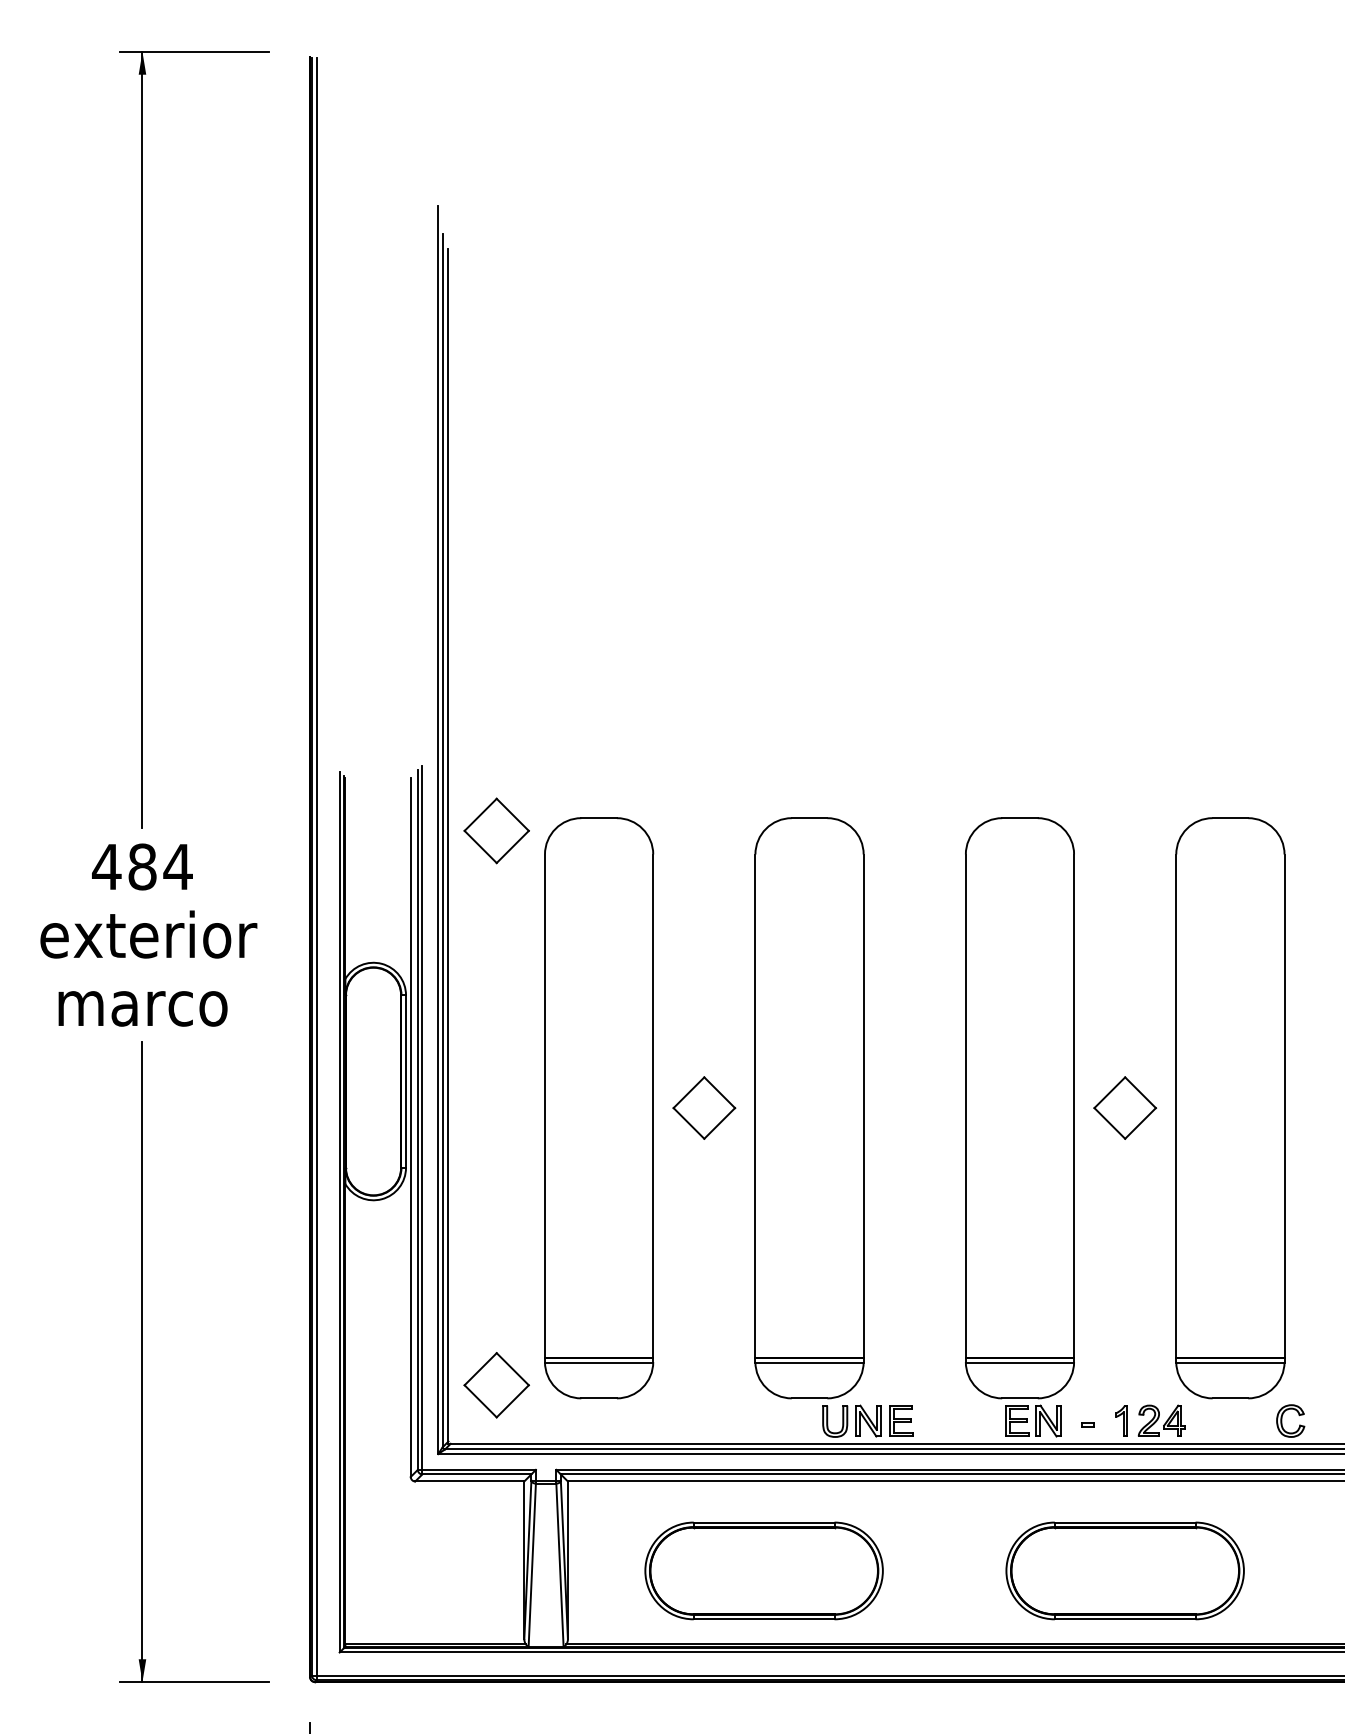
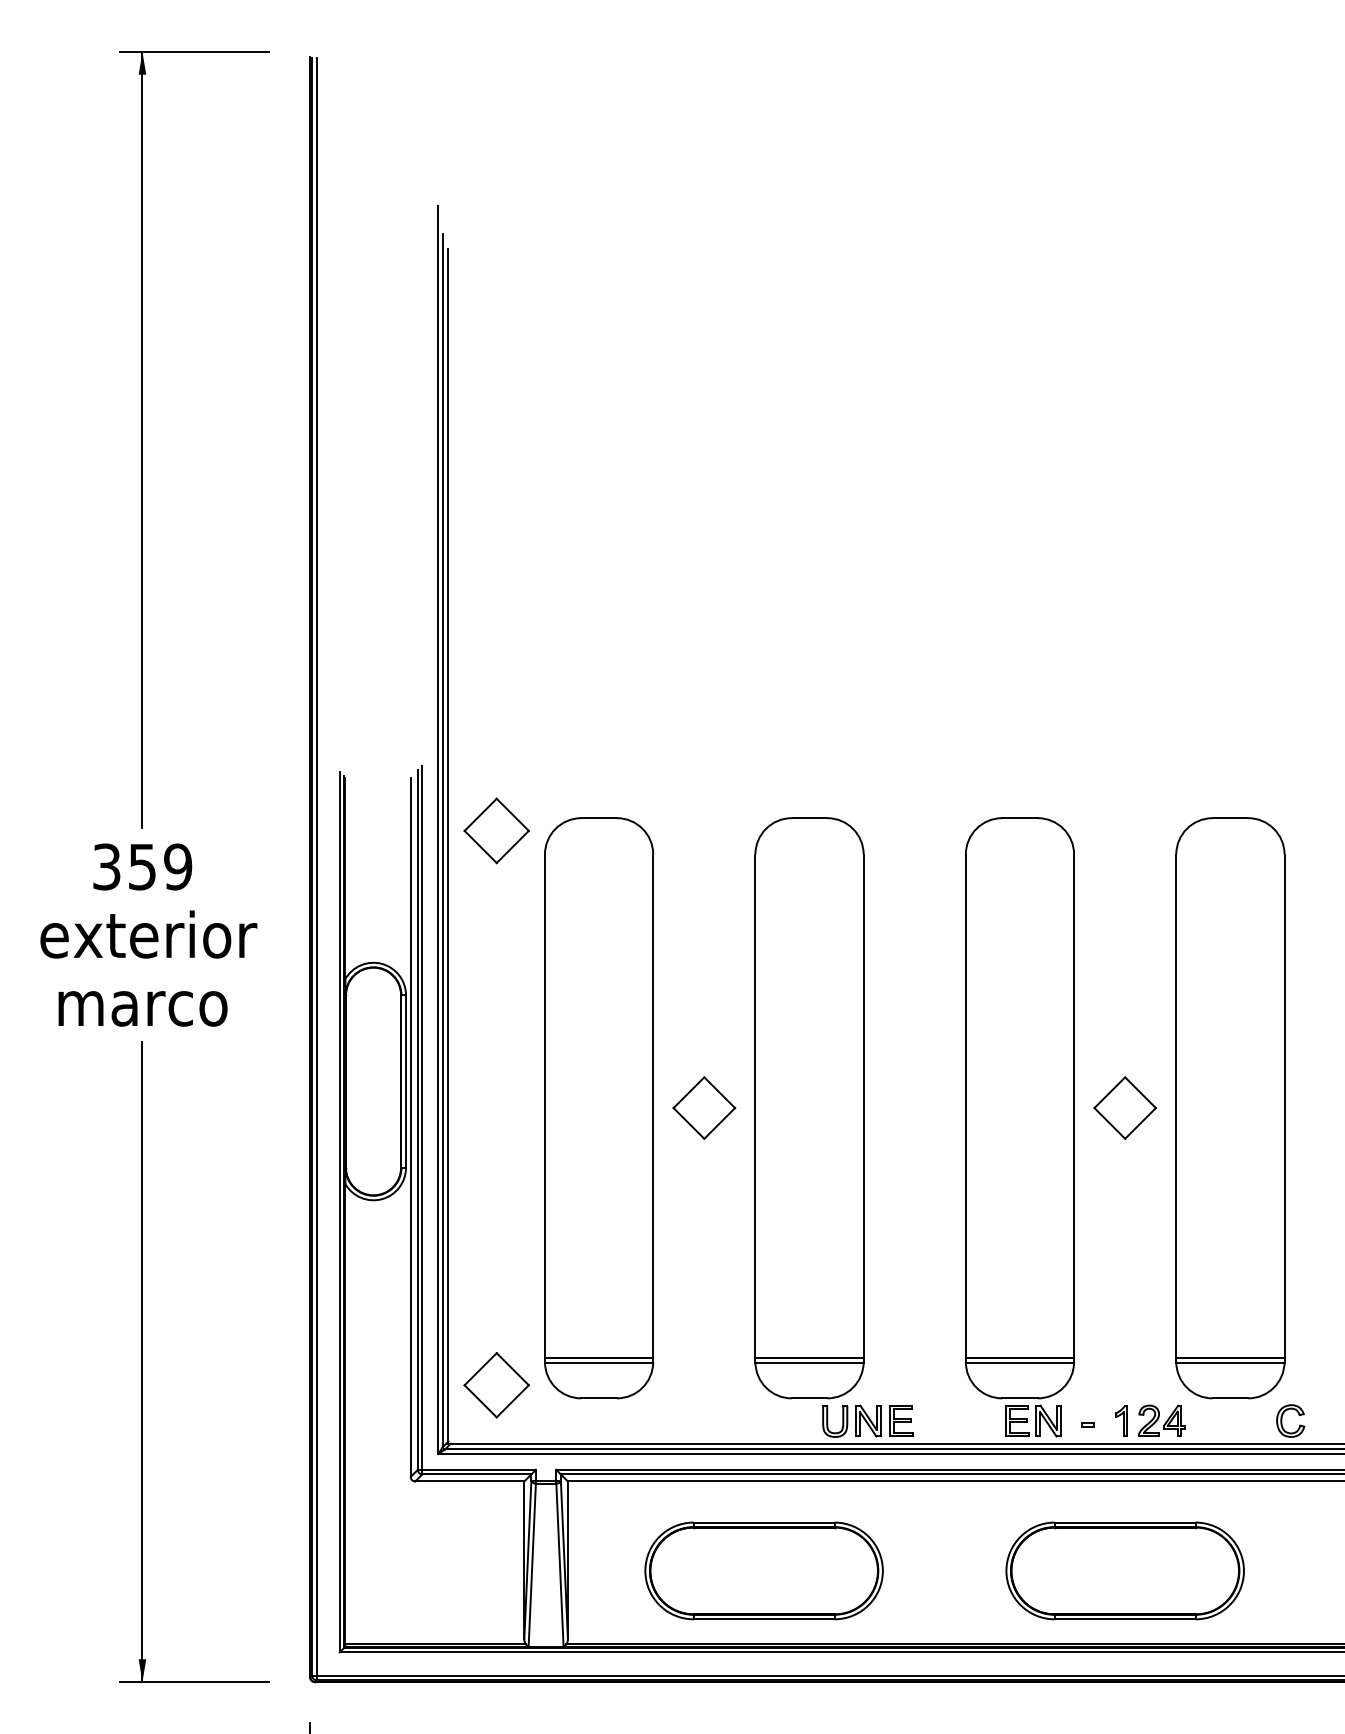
text: 484 -> 359 (142, 866)
